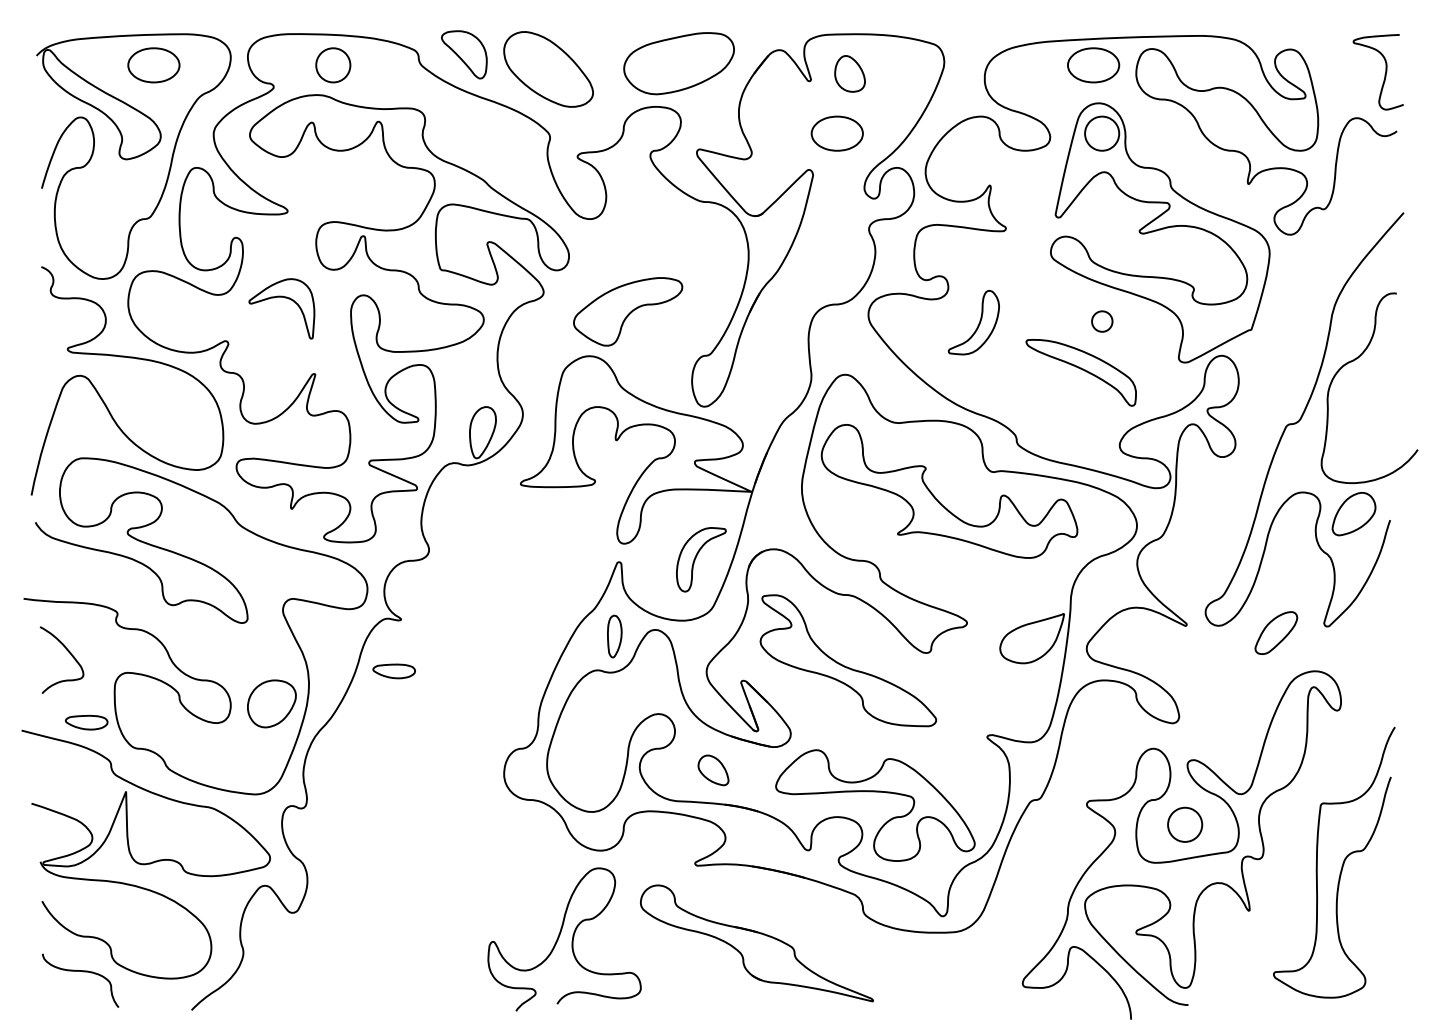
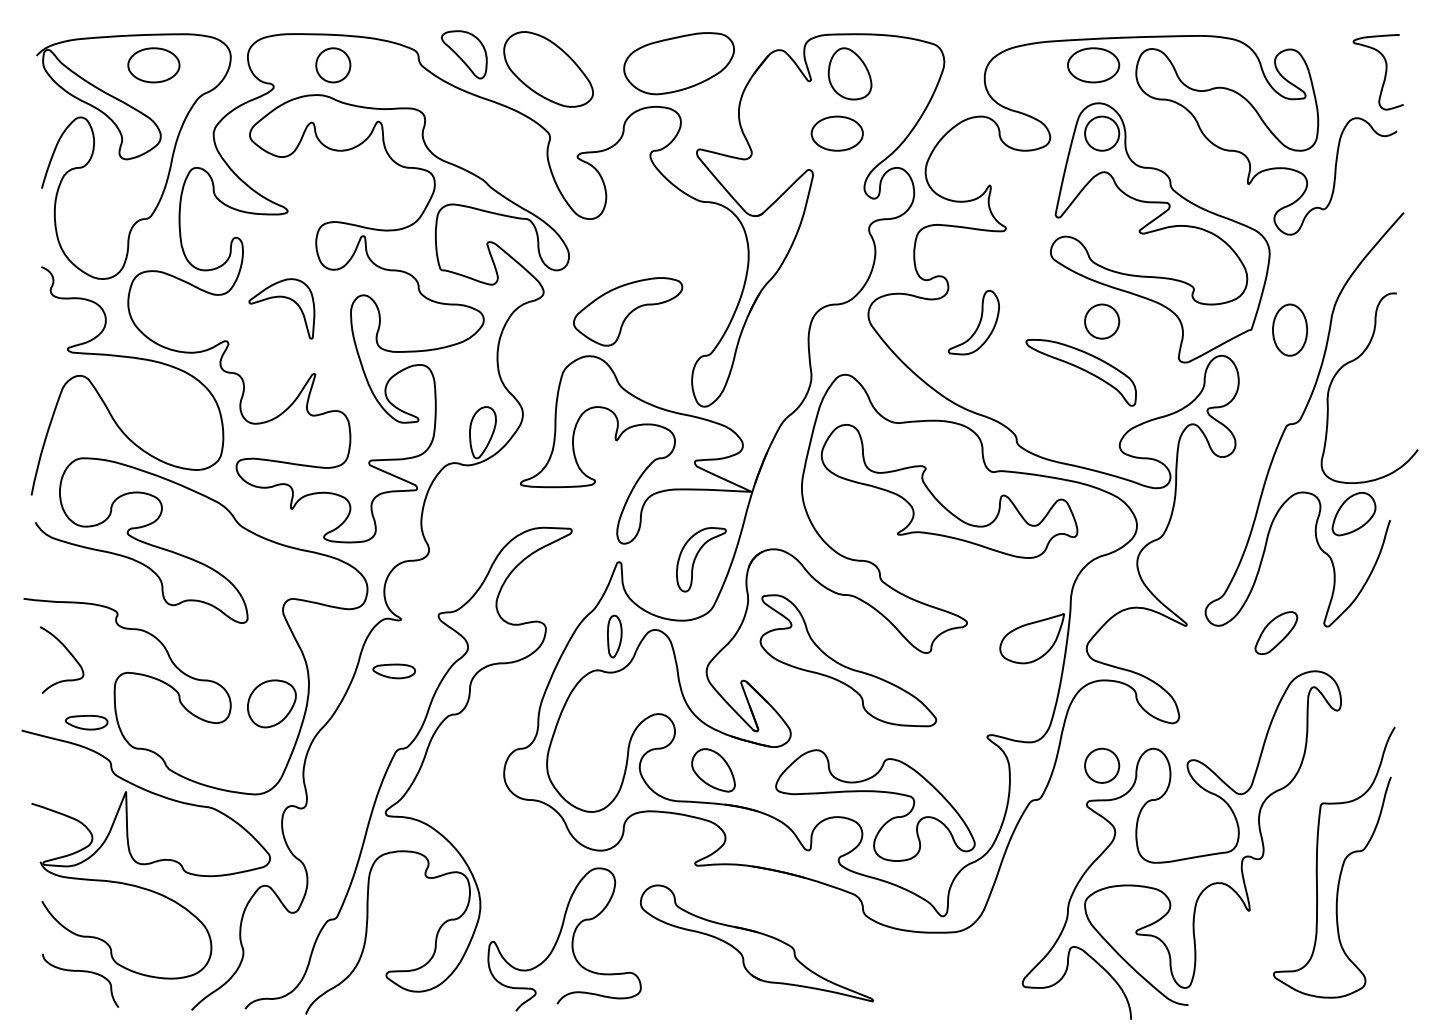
part size: 32x38 px -> 46x54 px (849, 73)
part size: 23x23 px -> 37x37 px (1102, 321)
part: none -> present (1290, 329)
part size: 33x33 px -> 45x45 px (713, 770)
curve: none -> present (416, 773)
part position: (1185, 824) -> (1102, 765) (1102, 765)
